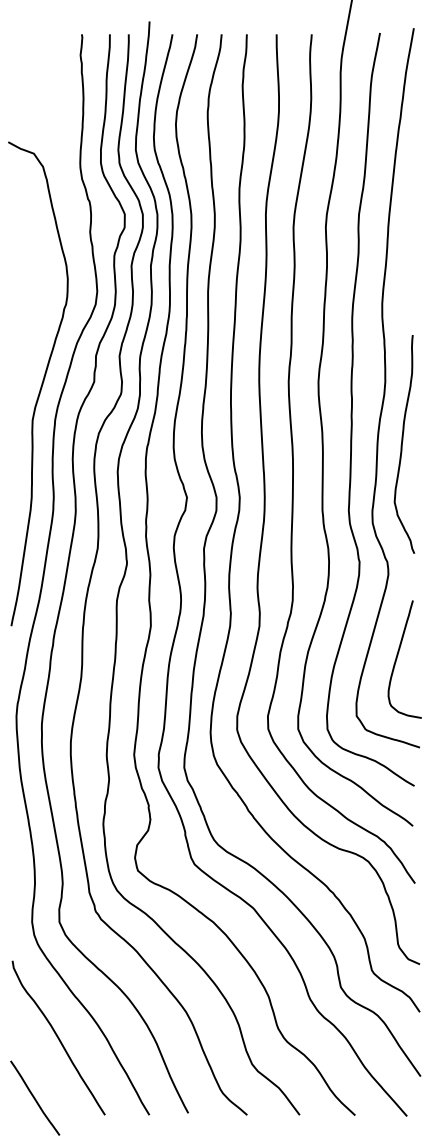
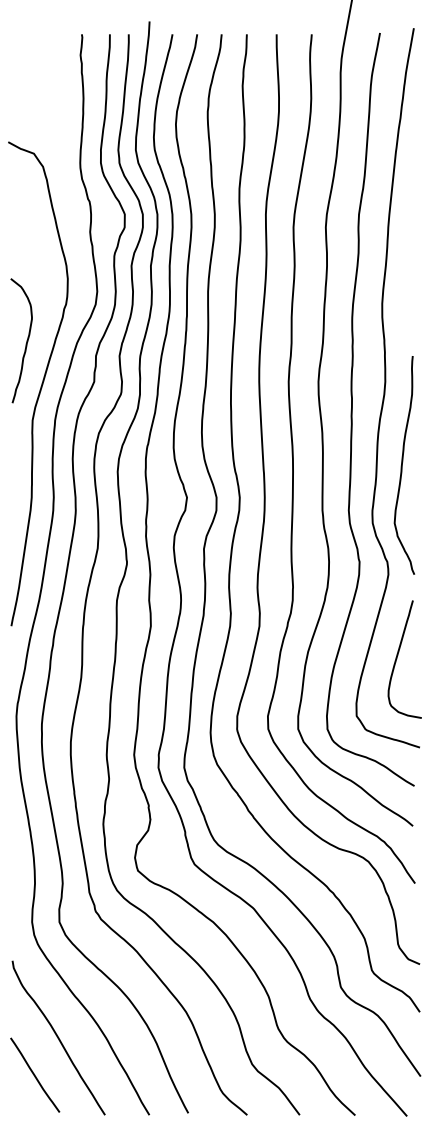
curve: none -> present (26, 340)
curve position: (402, 444) -> (402, 465) (402, 465)
curve position: (35, 1097) -> (35, 1074) (35, 1074)
